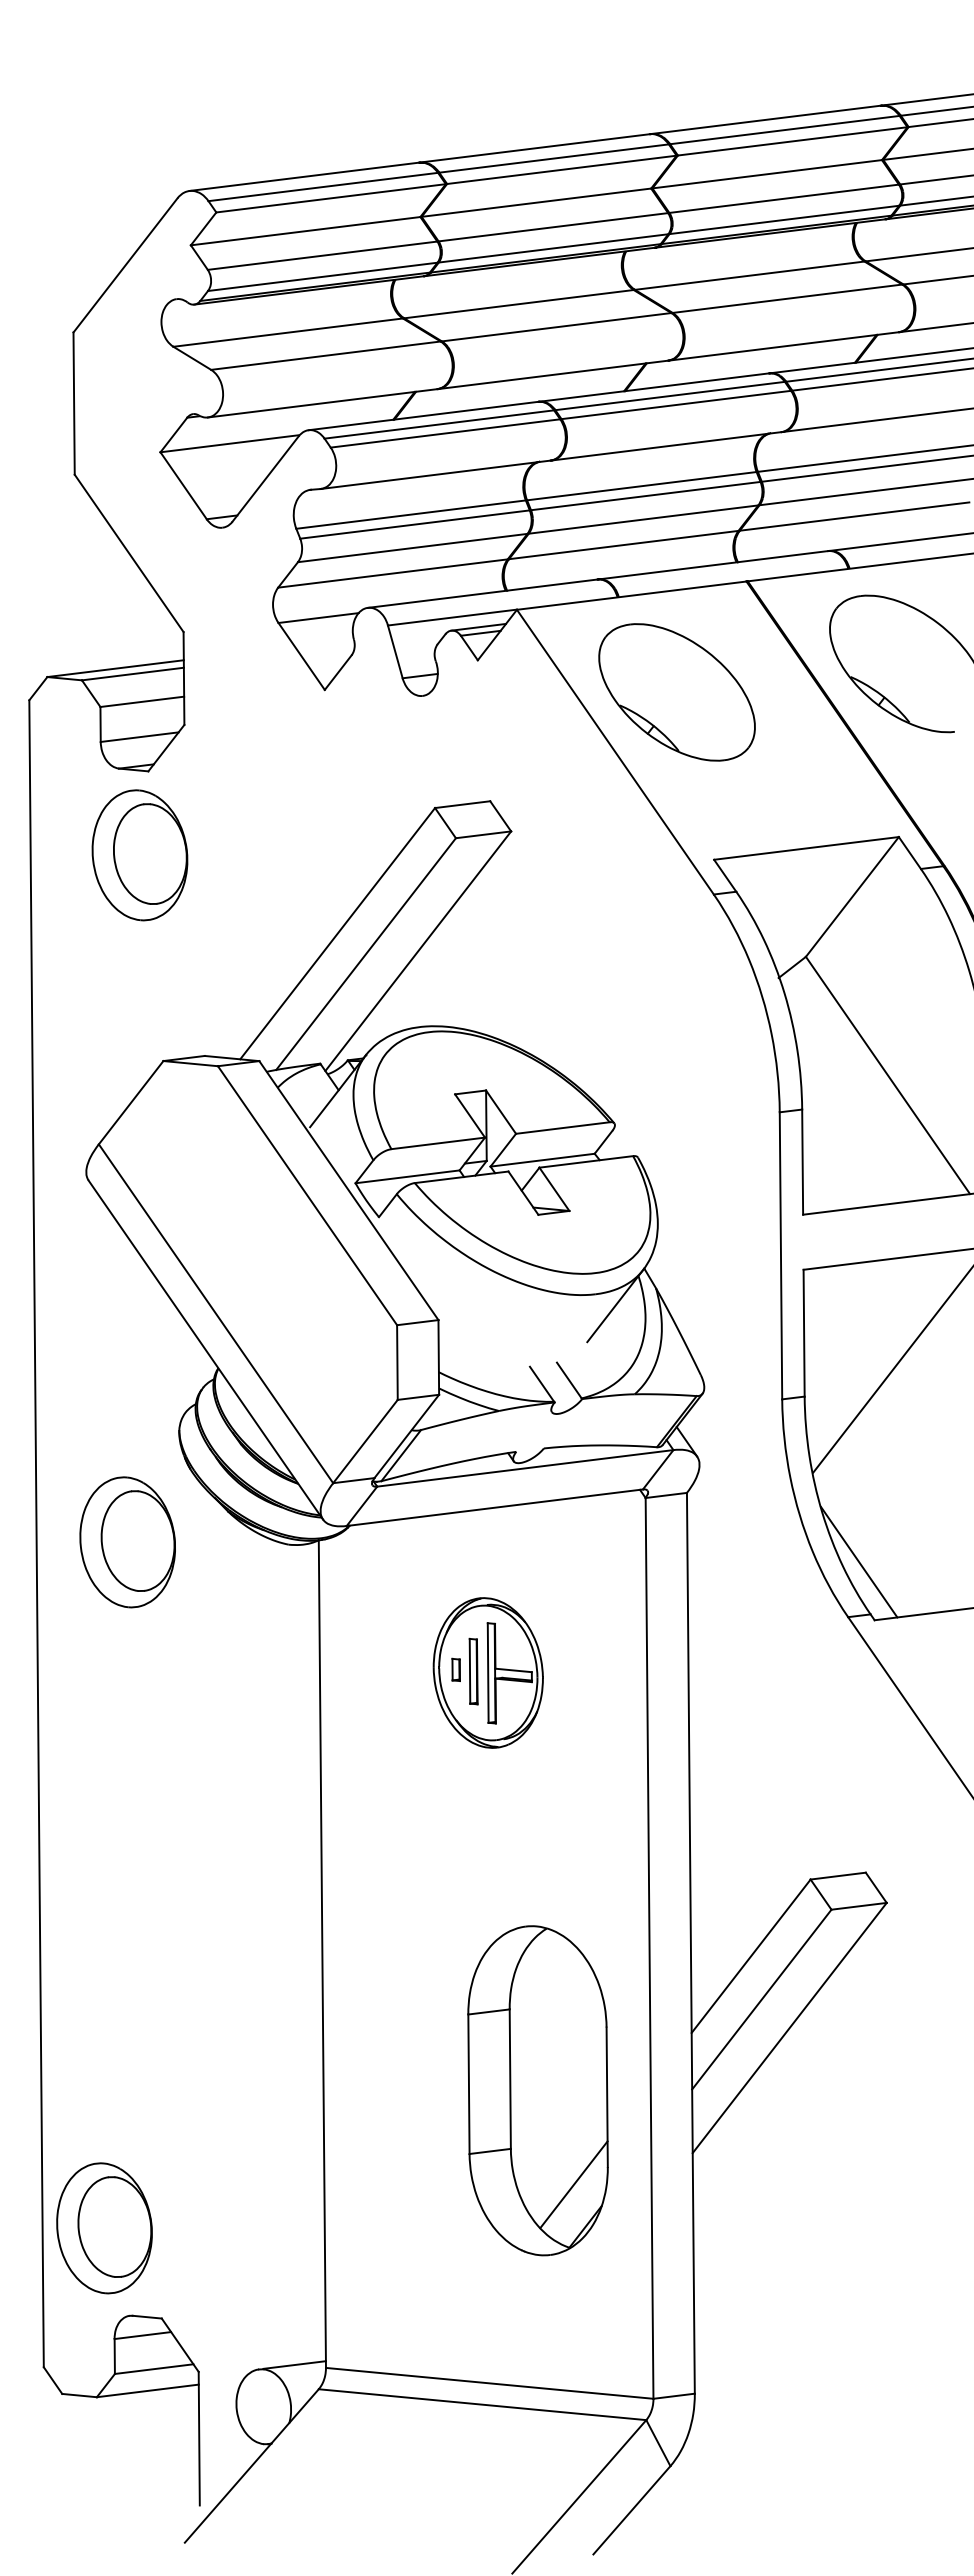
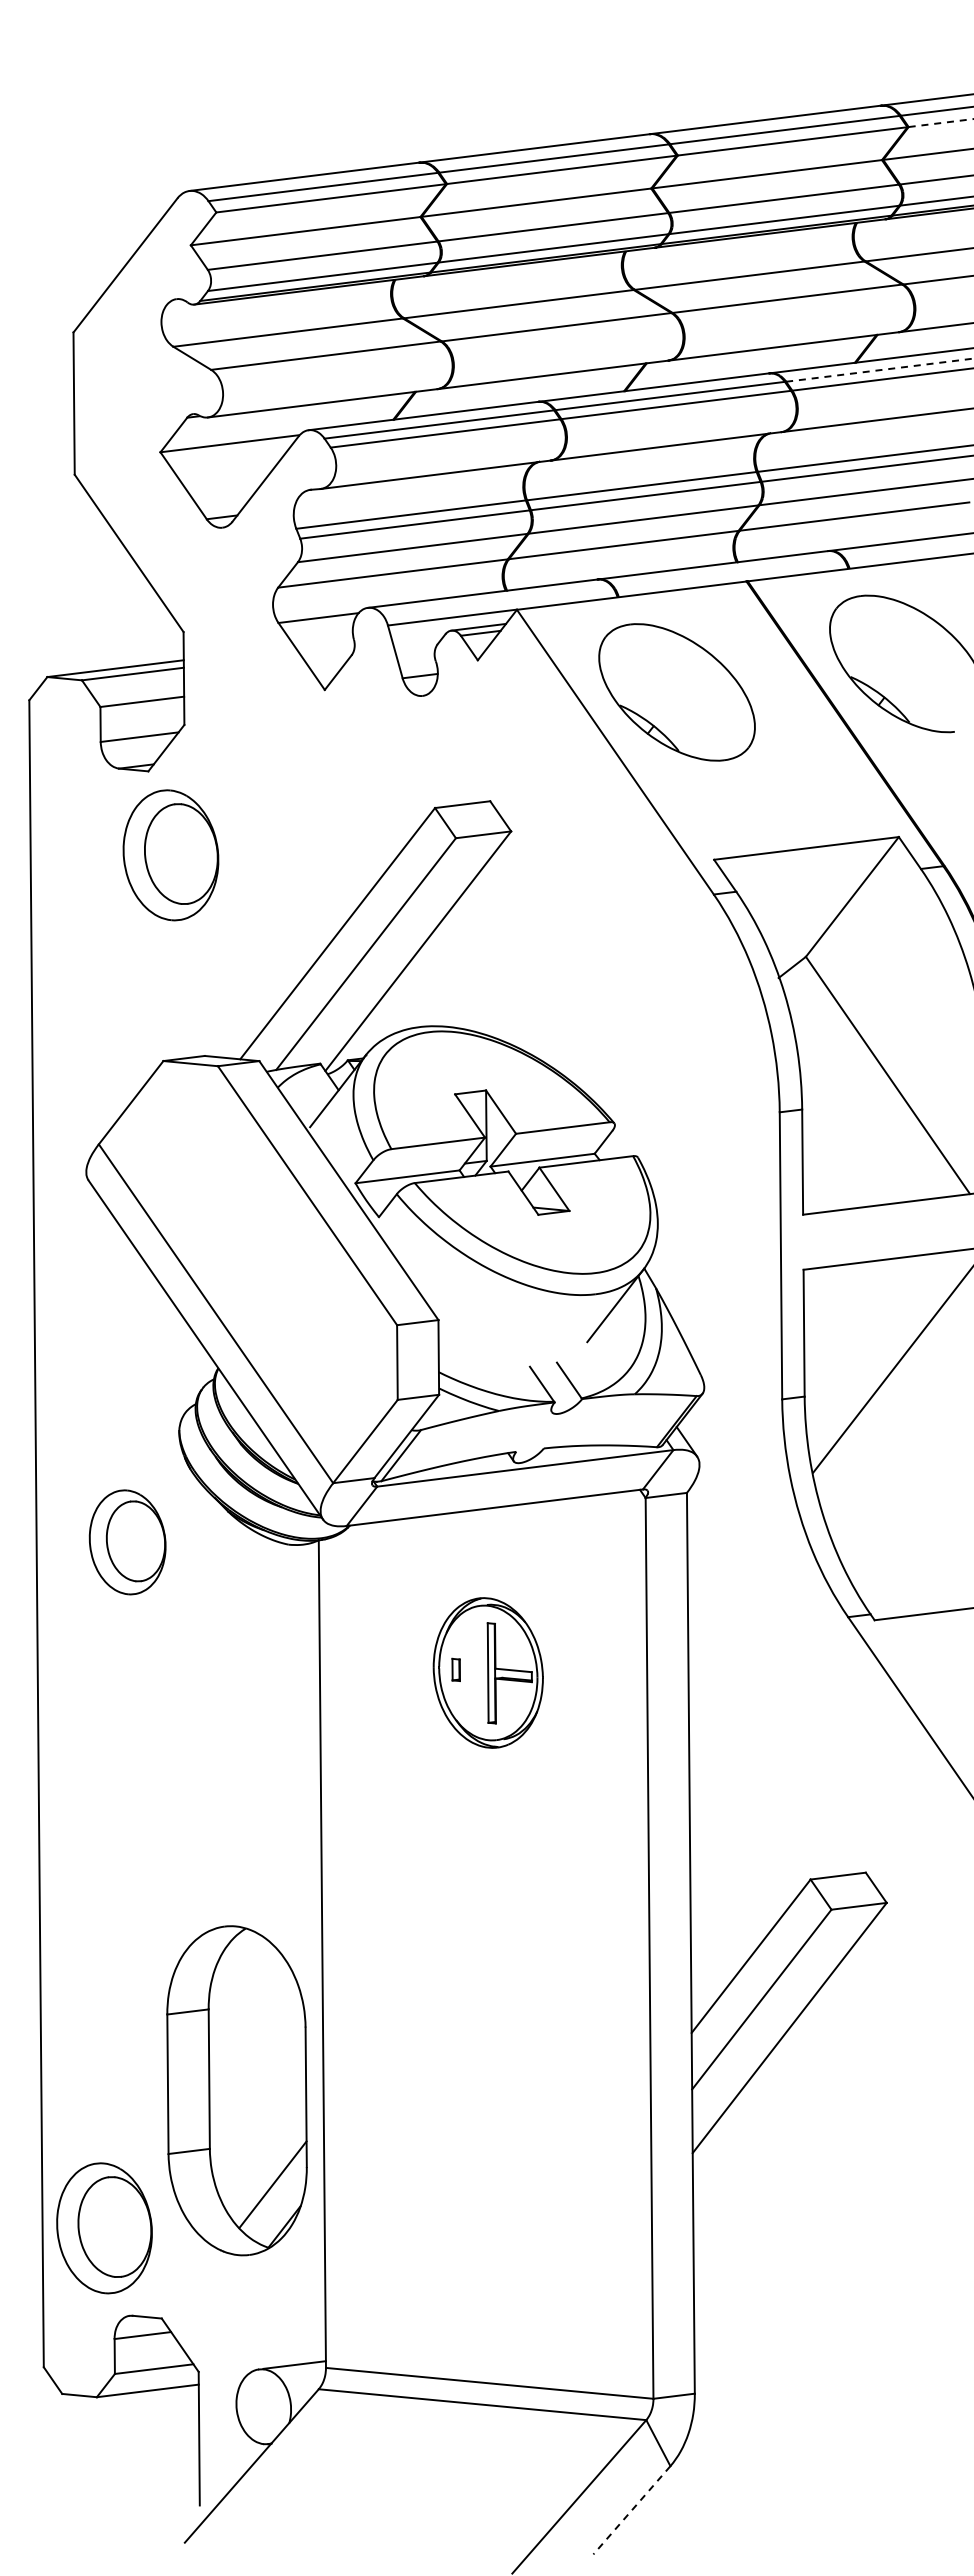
line: solid -> dashed (941, 123)
line: solid -> dashed (880, 370)
part position: (139, 855) -> (170, 855) (170, 855)
part size: 97x133 px -> 79x107 px (127, 1542)
line: present -> none (859, 1562)
part: present -> none (473, 1671)
part position: (537, 2090) -> (236, 2090) (236, 2090)
line: solid -> dashed (631, 2510)
